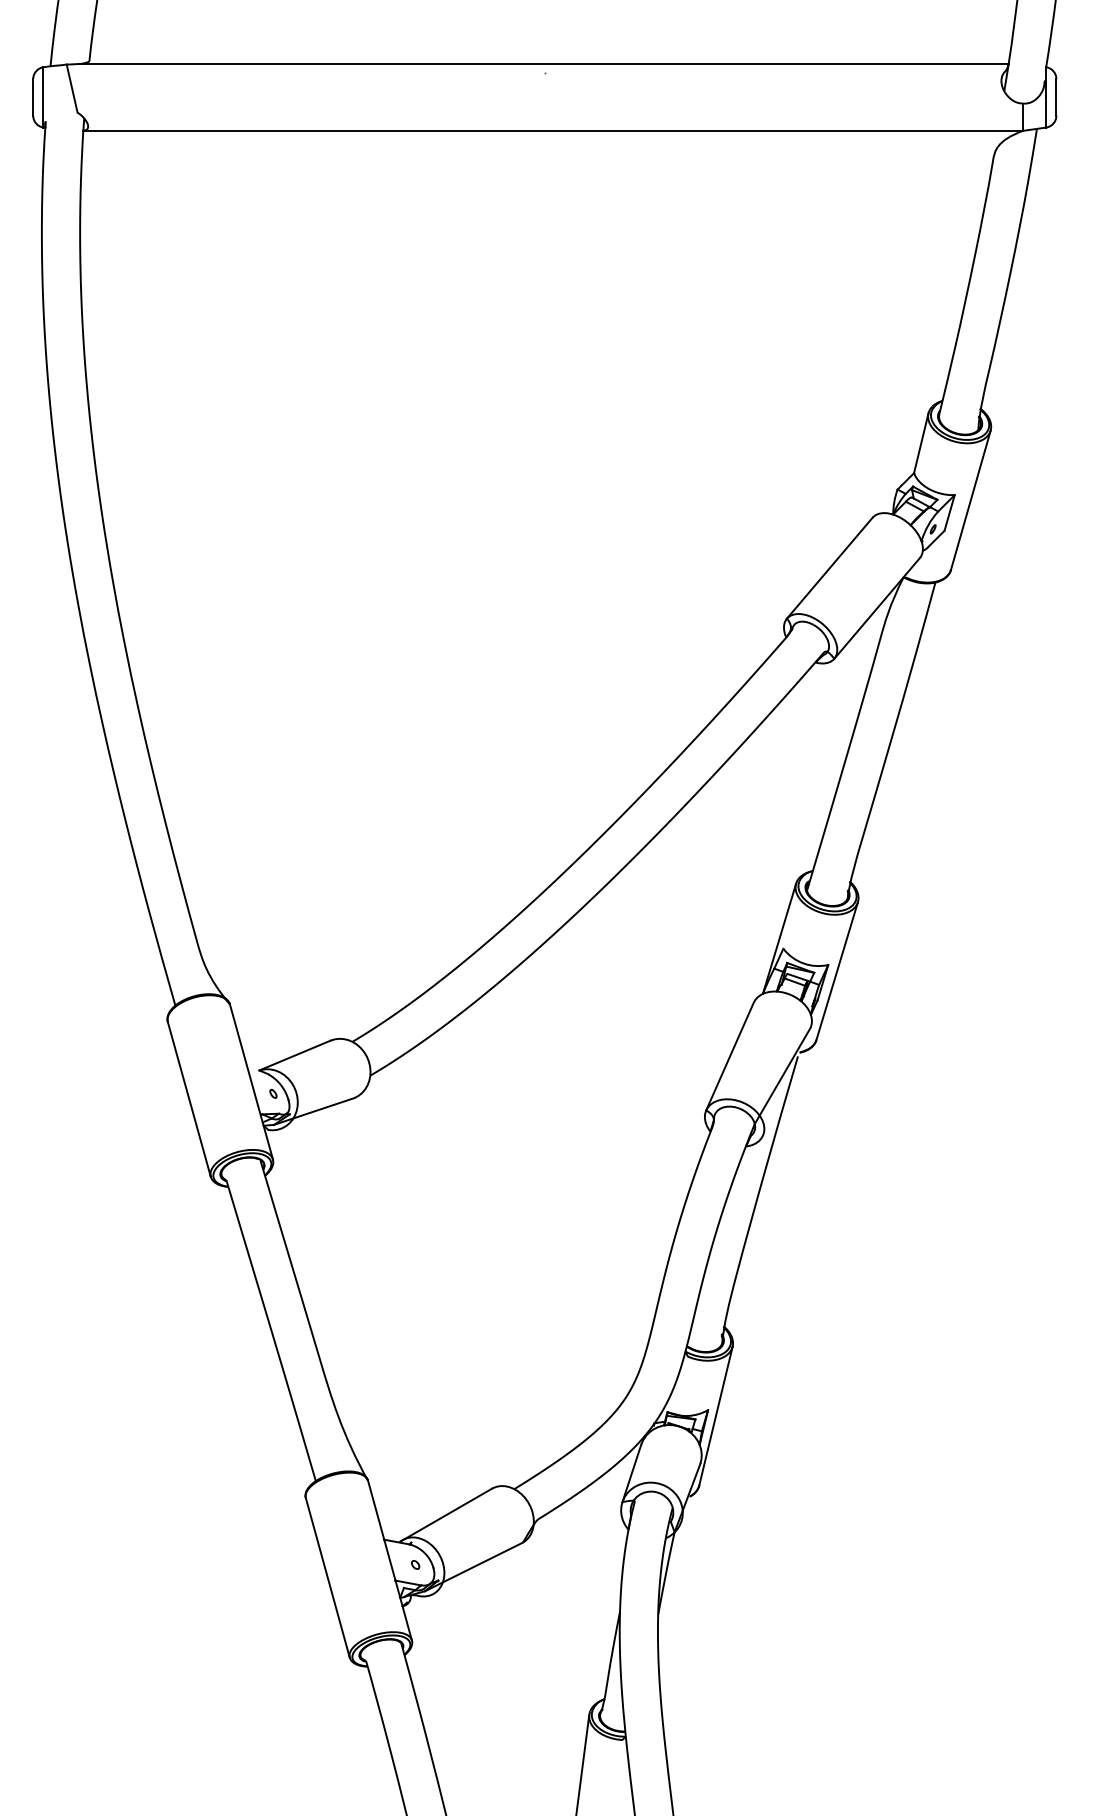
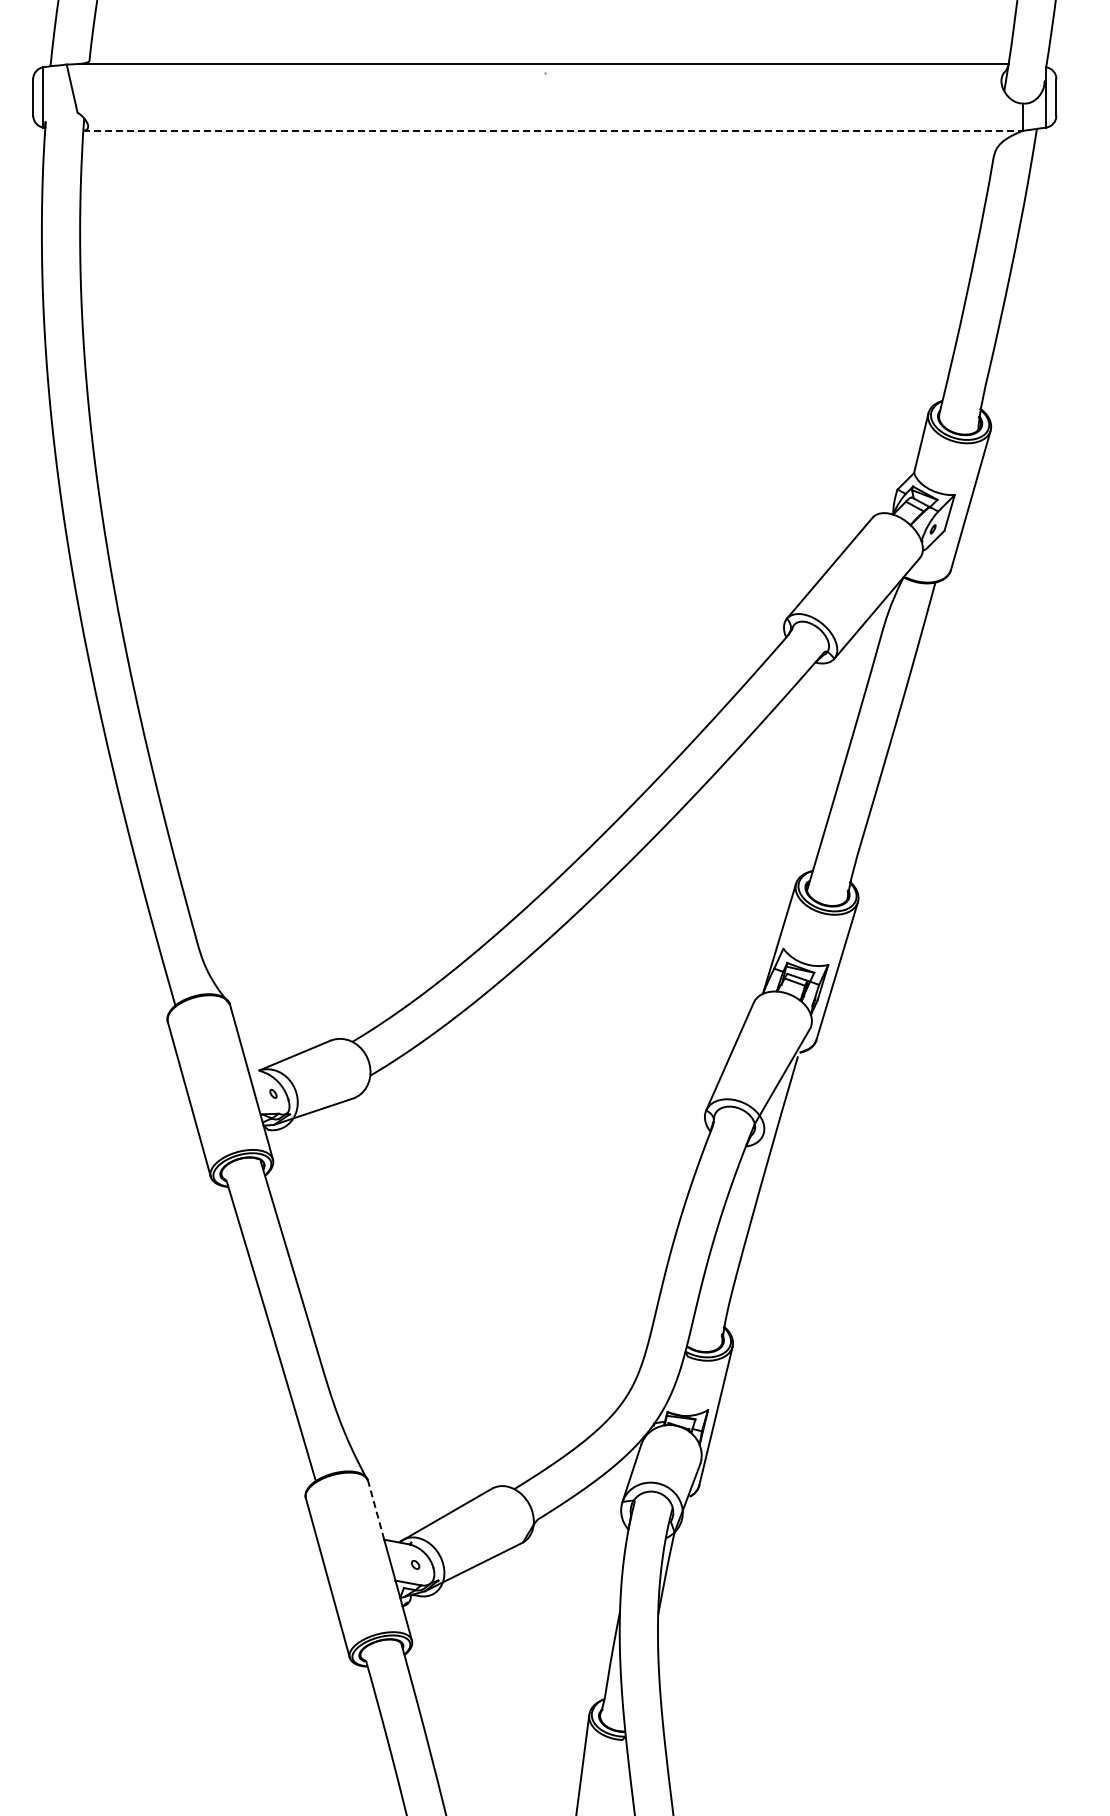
line: solid -> dashed (553, 130)
line: solid -> dashed (376, 1510)
